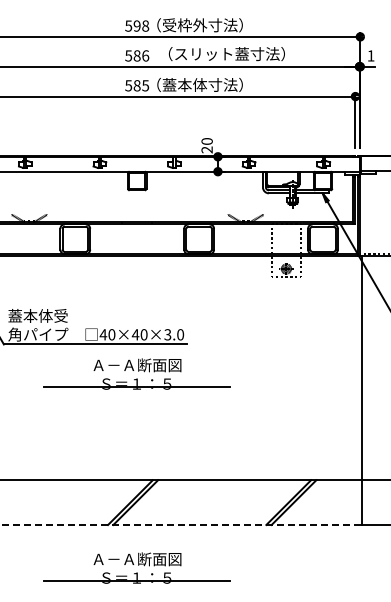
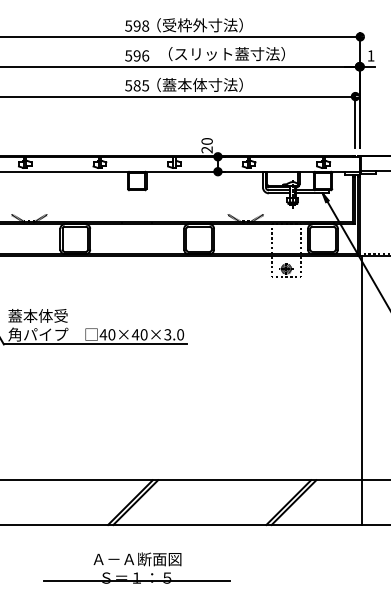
text: 586 -> 596 (136, 55)
part: present -> none (136, 373)
line: dashed -> solid (180, 524)
